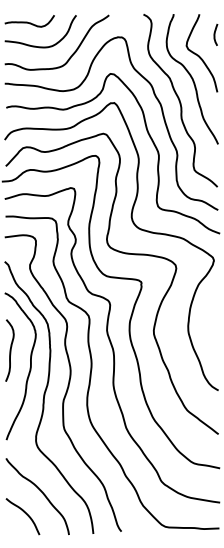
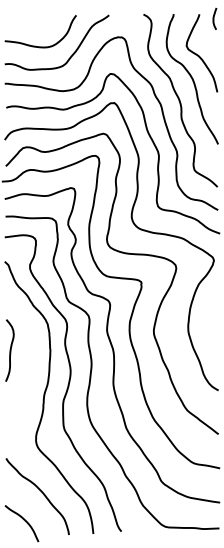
curve: present -> none (29, 22)
curve position: (215, 34) -> (214, 18) (214, 18)
curve: present -> none (29, 367)
curve position: (24, 513) -> (23, 520) (23, 520)
